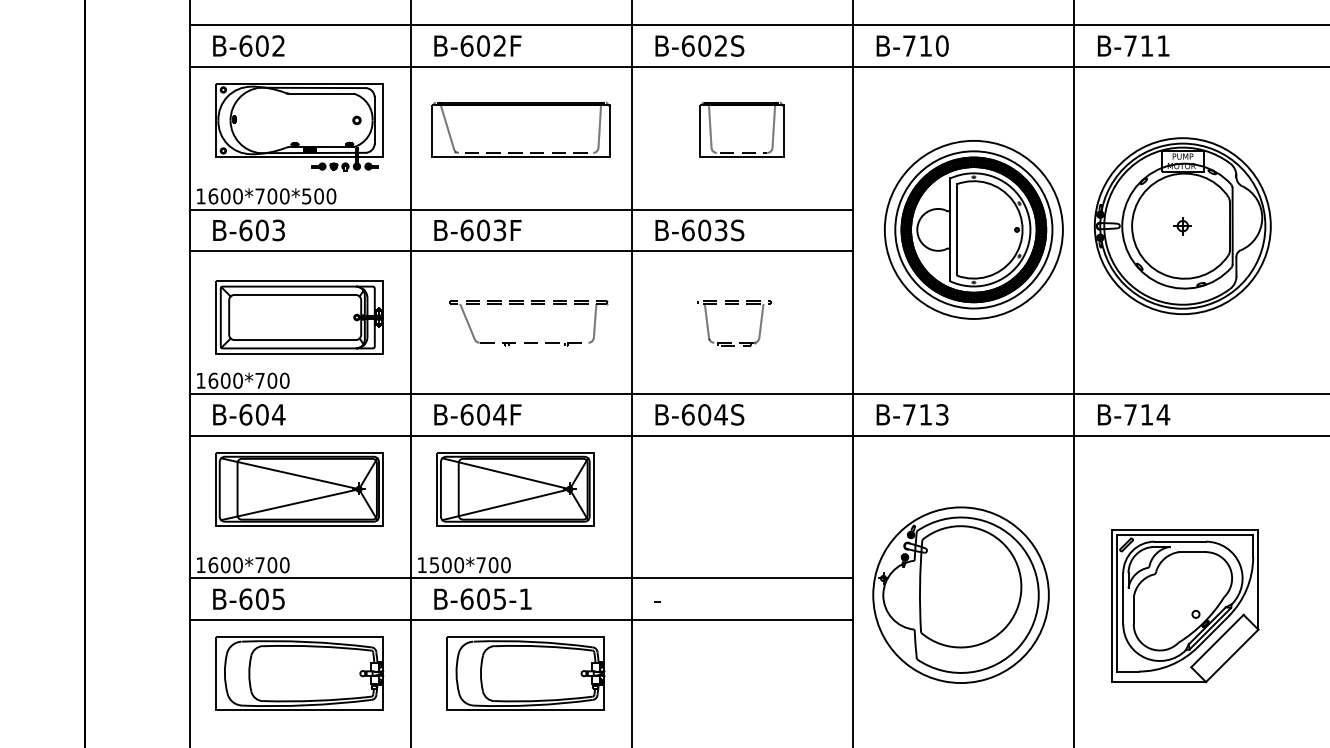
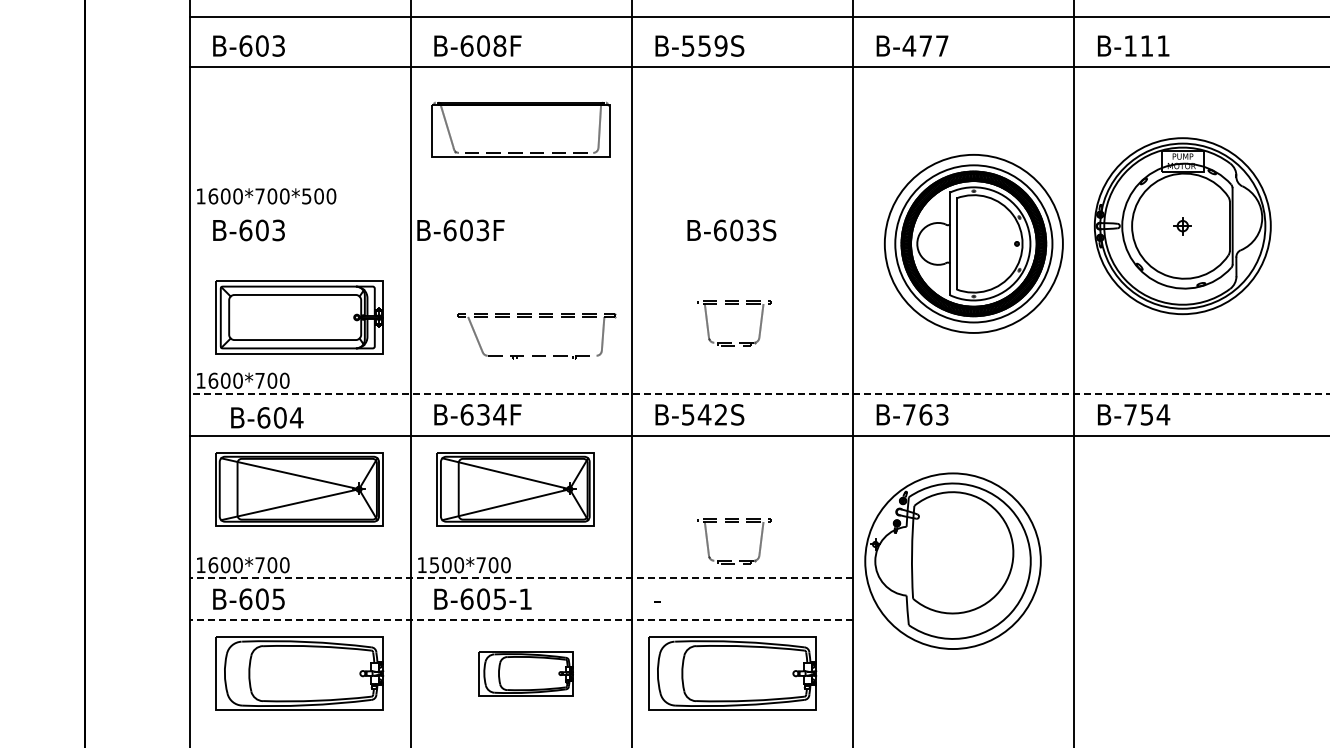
line position: (757, 25) -> (757, 17) (757, 17)
text: B-602 -> B-603 (278, 45)
text: B-602F -> B-608F (499, 45)
text: B-602S -> B-559S (704, 45)
text: B-710 -> B-477 (925, 45)
text: B-711 -> B-111 (1130, 45)
part: present -> none (299, 127)
part: present -> none (741, 129)
line: present -> none (521, 209)
part position: (973, 229) -> (973, 243) (973, 243)
text position: (477, 230) -> (460, 230) (460, 230)
text position: (699, 230) -> (731, 230) (731, 230)
line: present -> none (521, 251)
part position: (528, 342) -> (536, 355) (536, 355)
line: solid -> dashed (759, 393)
text position: (249, 414) -> (267, 417) (267, 417)
text: B-604F -> B-634F (483, 414)
text: B-604S -> B-542S (704, 414)
text: B-713 -> B-763 (925, 414)
text: B-714 -> B-754 (1146, 414)
part: none -> present (734, 522)
line: solid -> dashed (521, 578)
part position: (960, 594) -> (952, 560) (952, 560)
part: present -> none (1185, 606)
line: solid -> dashed (521, 620)
part size: 160x75 px -> 96x46 px (525, 673)
part: none -> present (732, 673)
